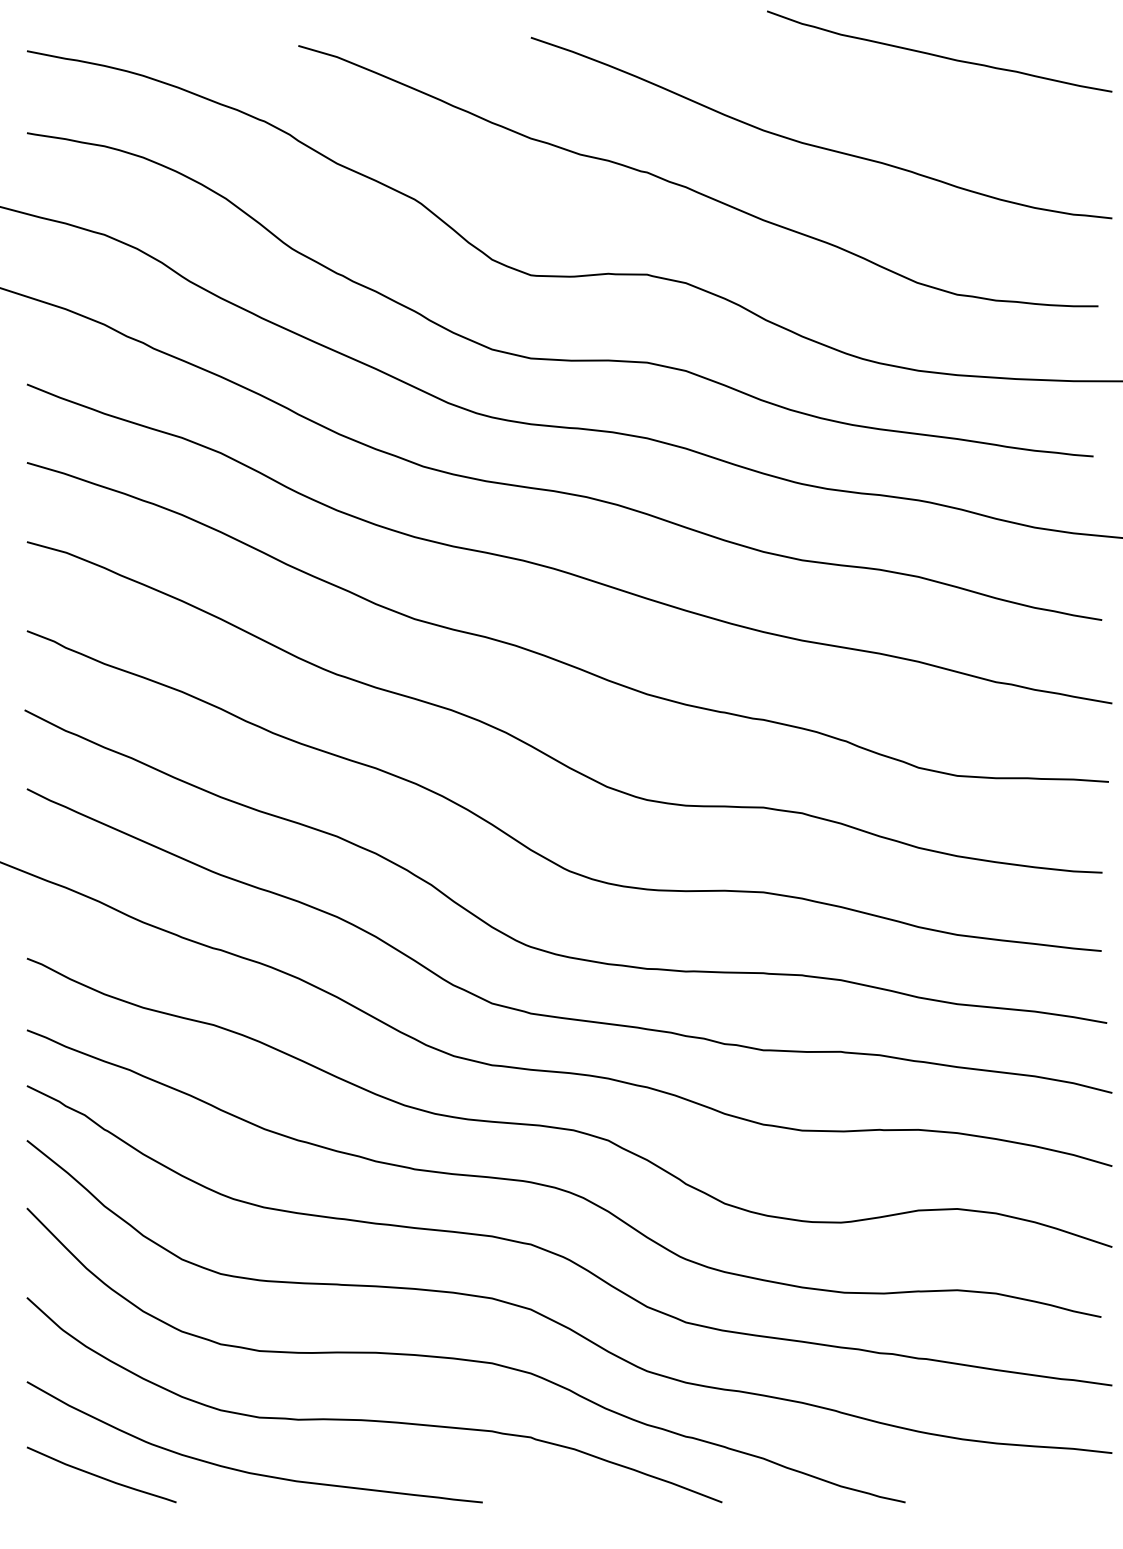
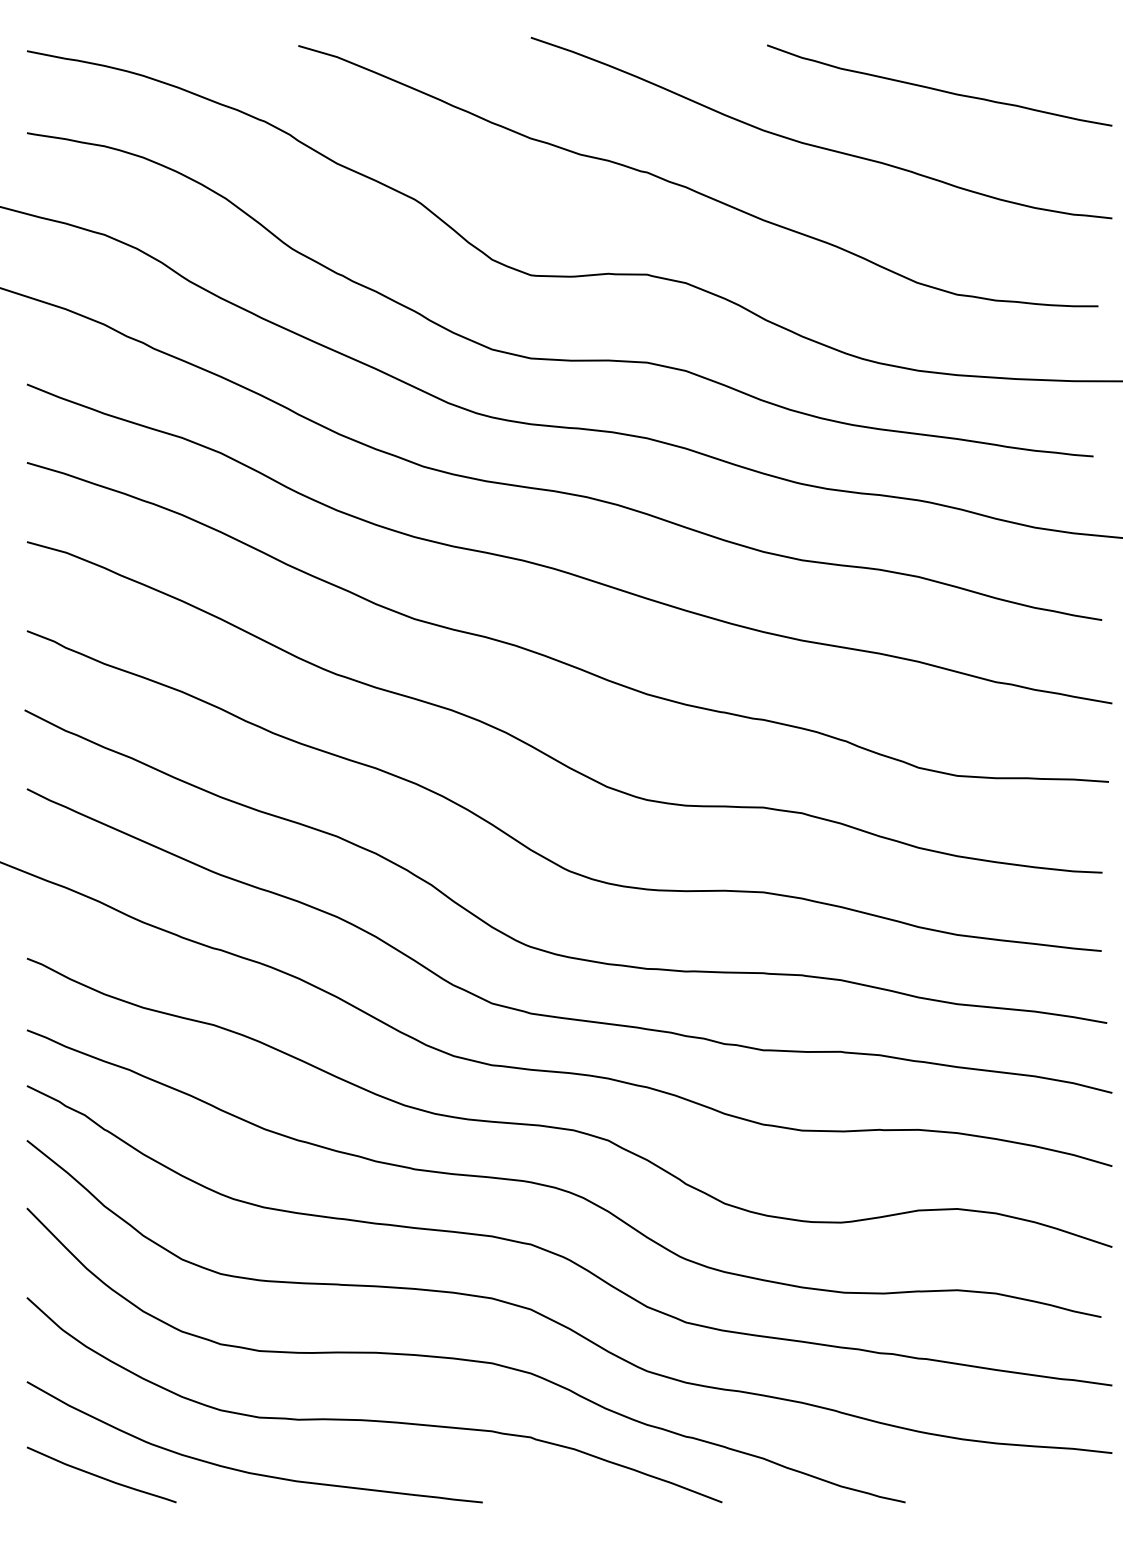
curve position: (939, 55) -> (939, 89) (939, 89)
